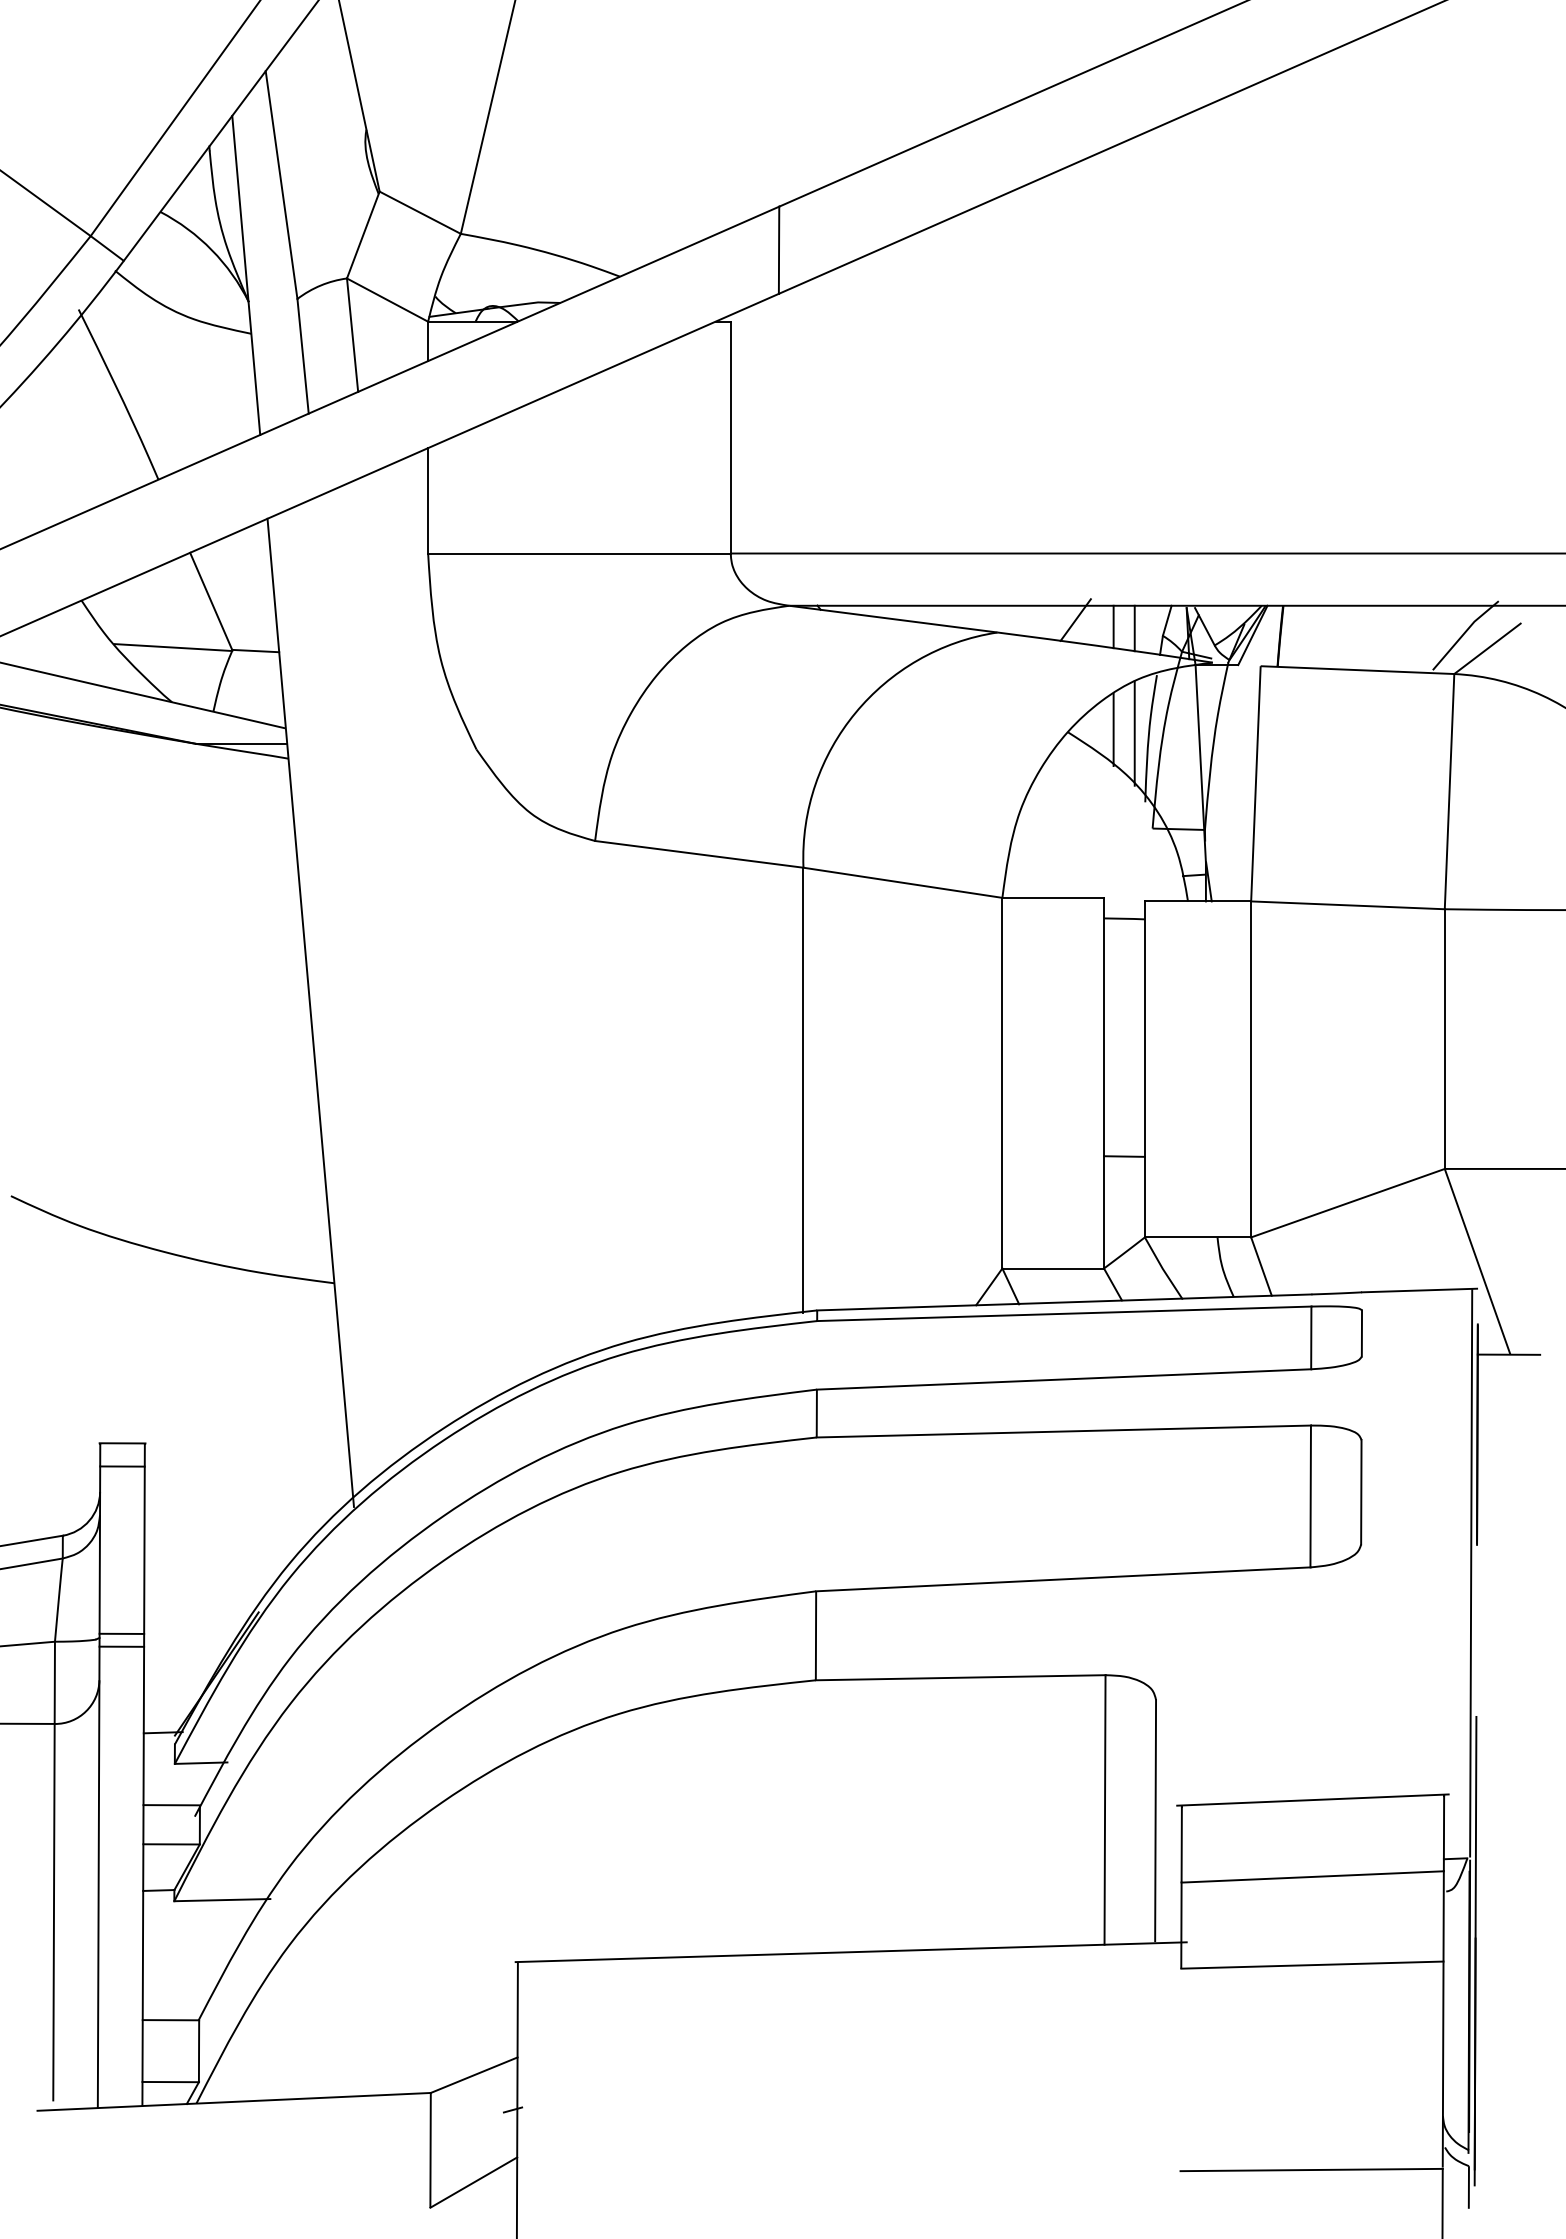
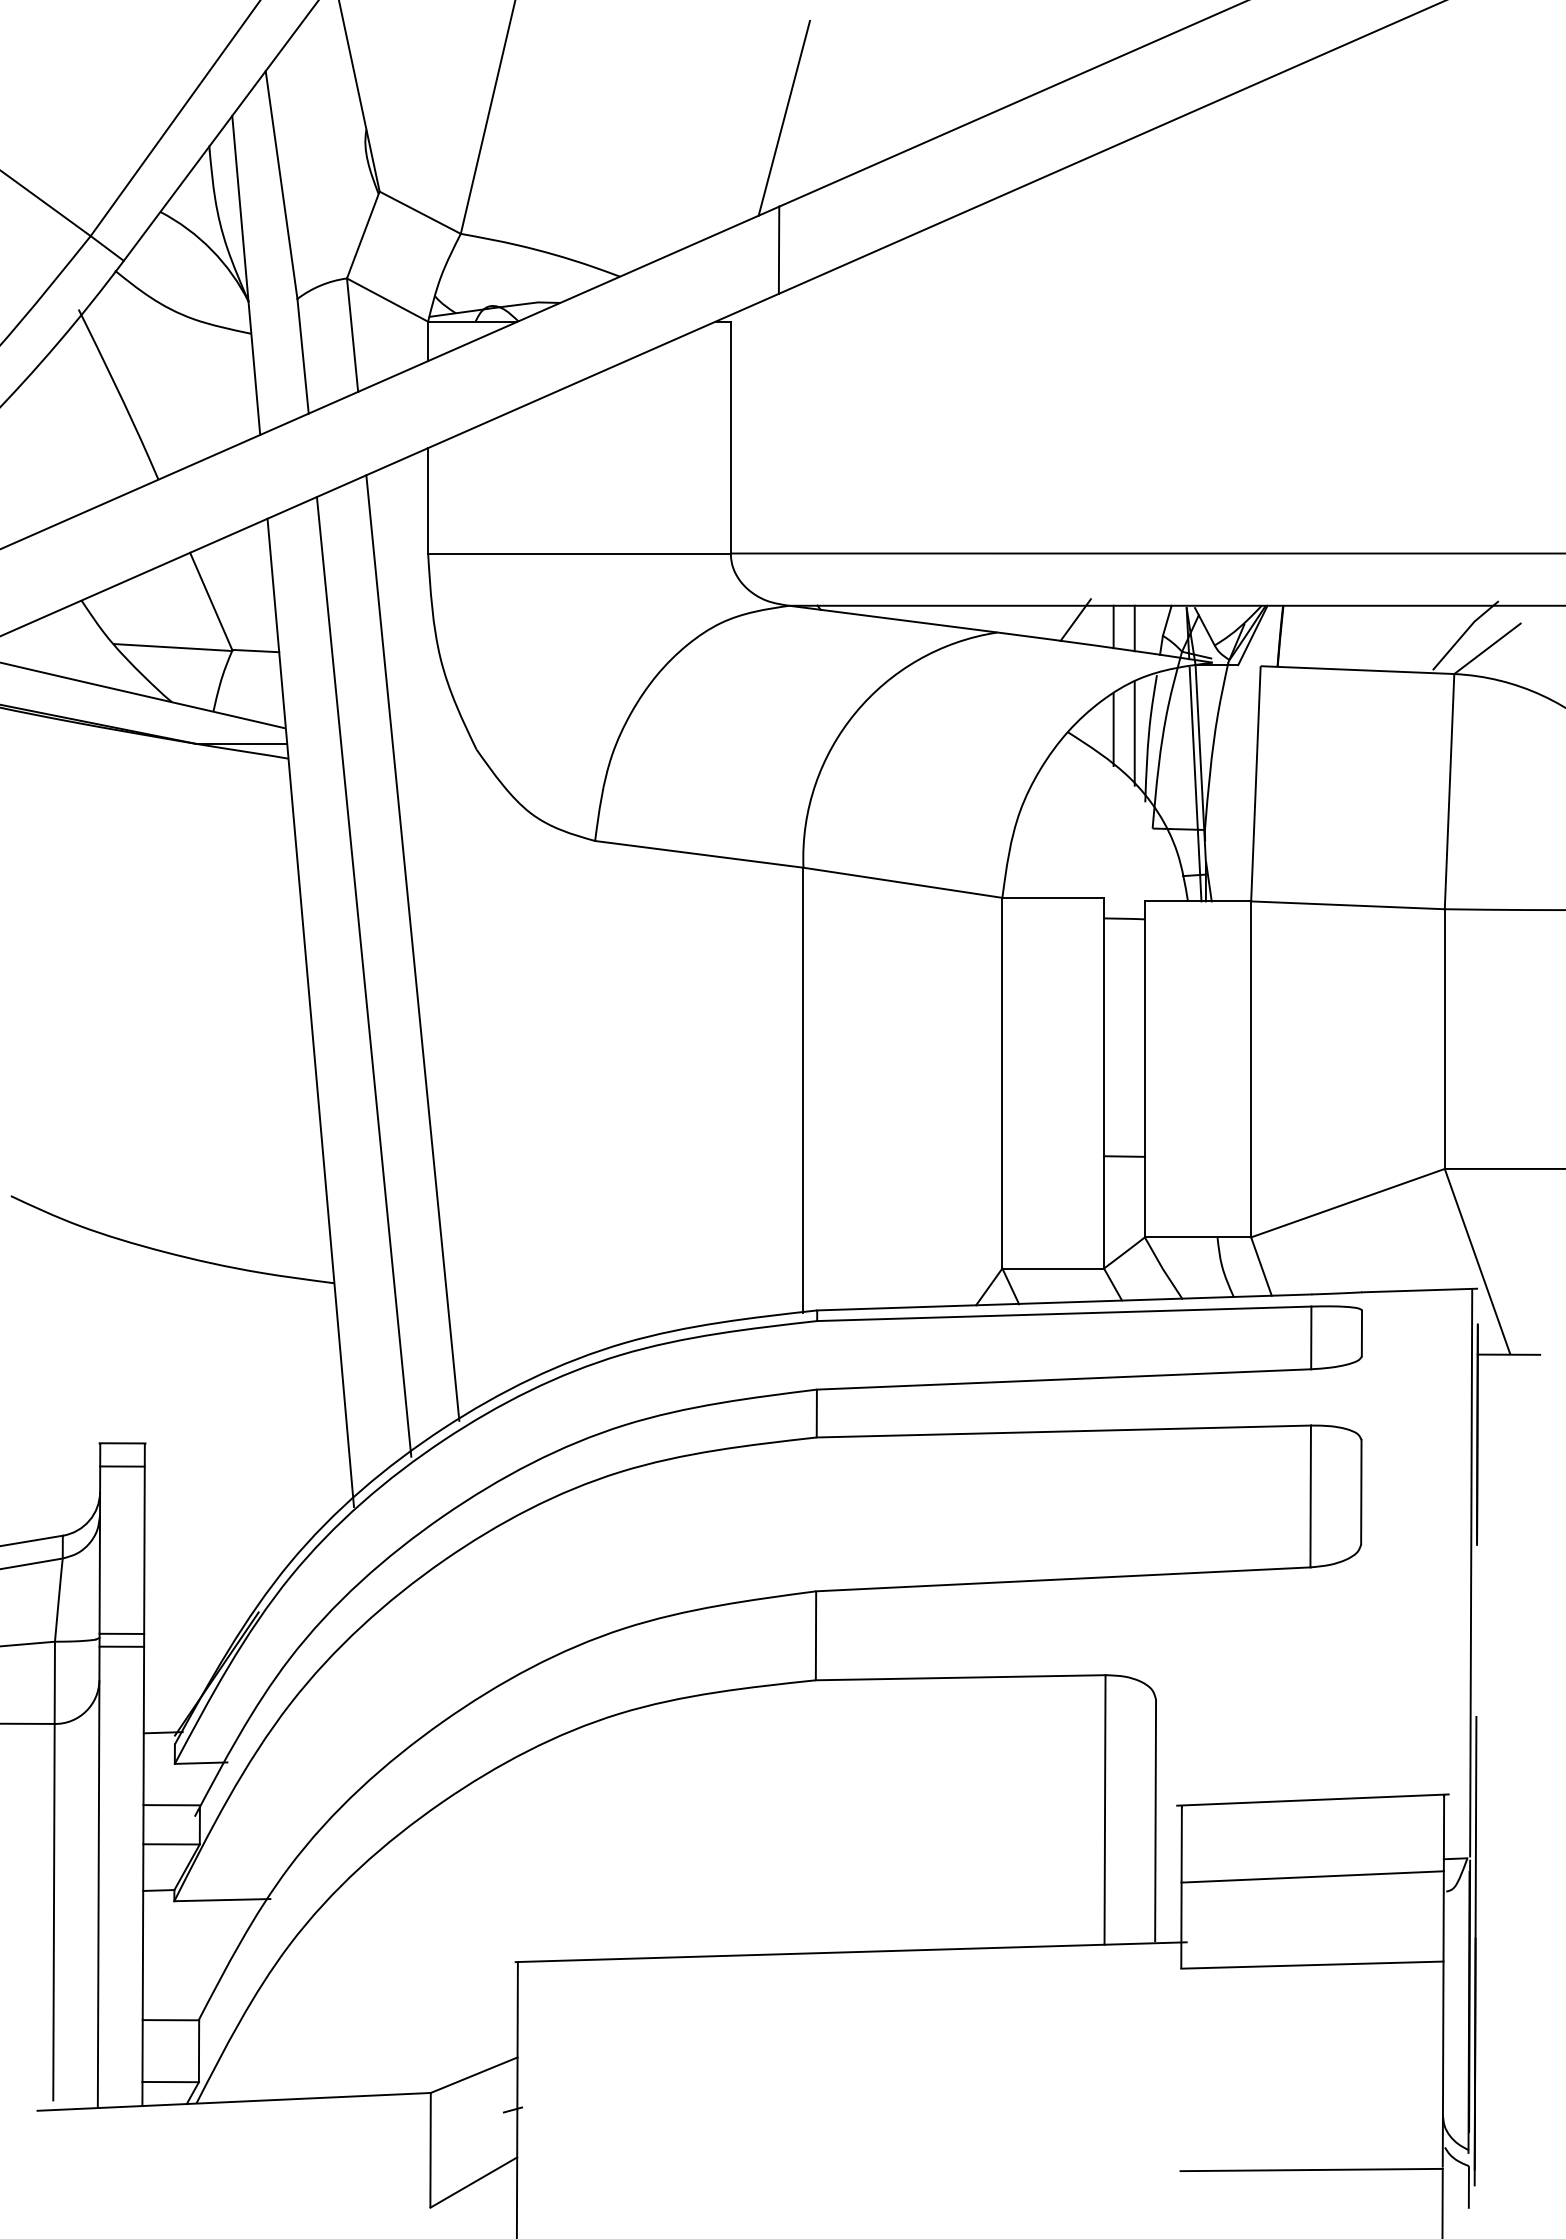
line: none -> present (783, 117)
line: none -> present (1195, 784)
line: none -> present (412, 947)
line: none -> present (363, 976)
